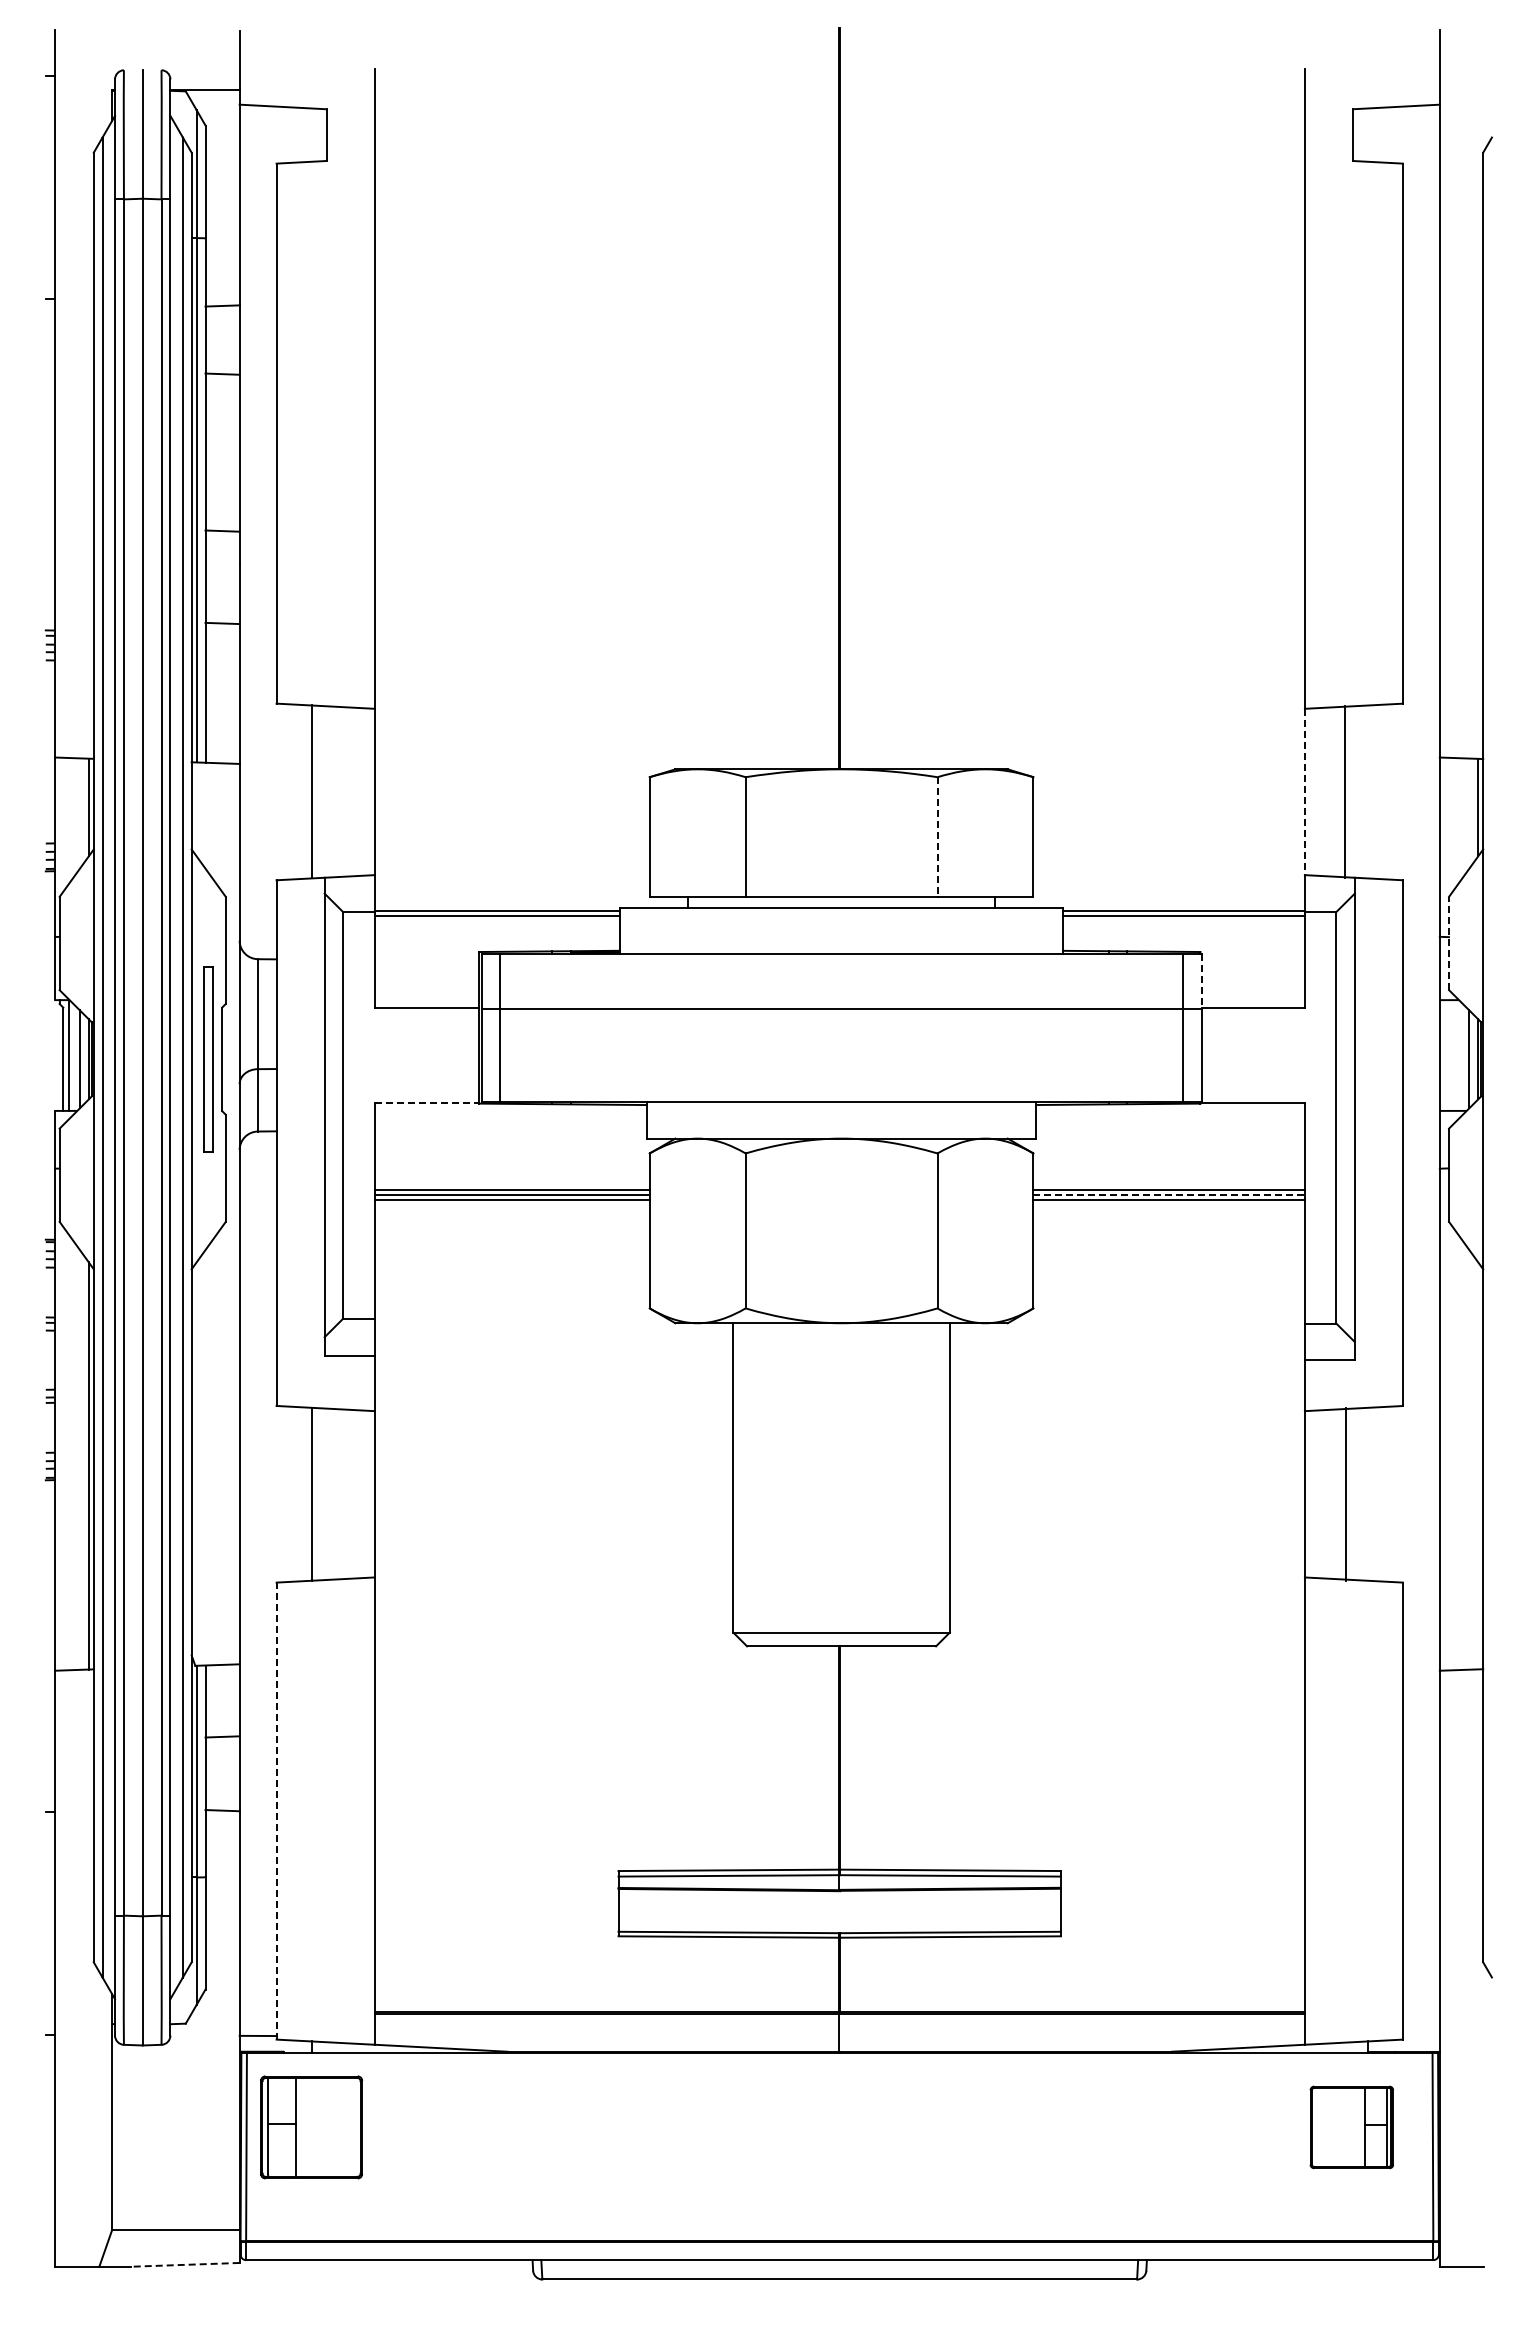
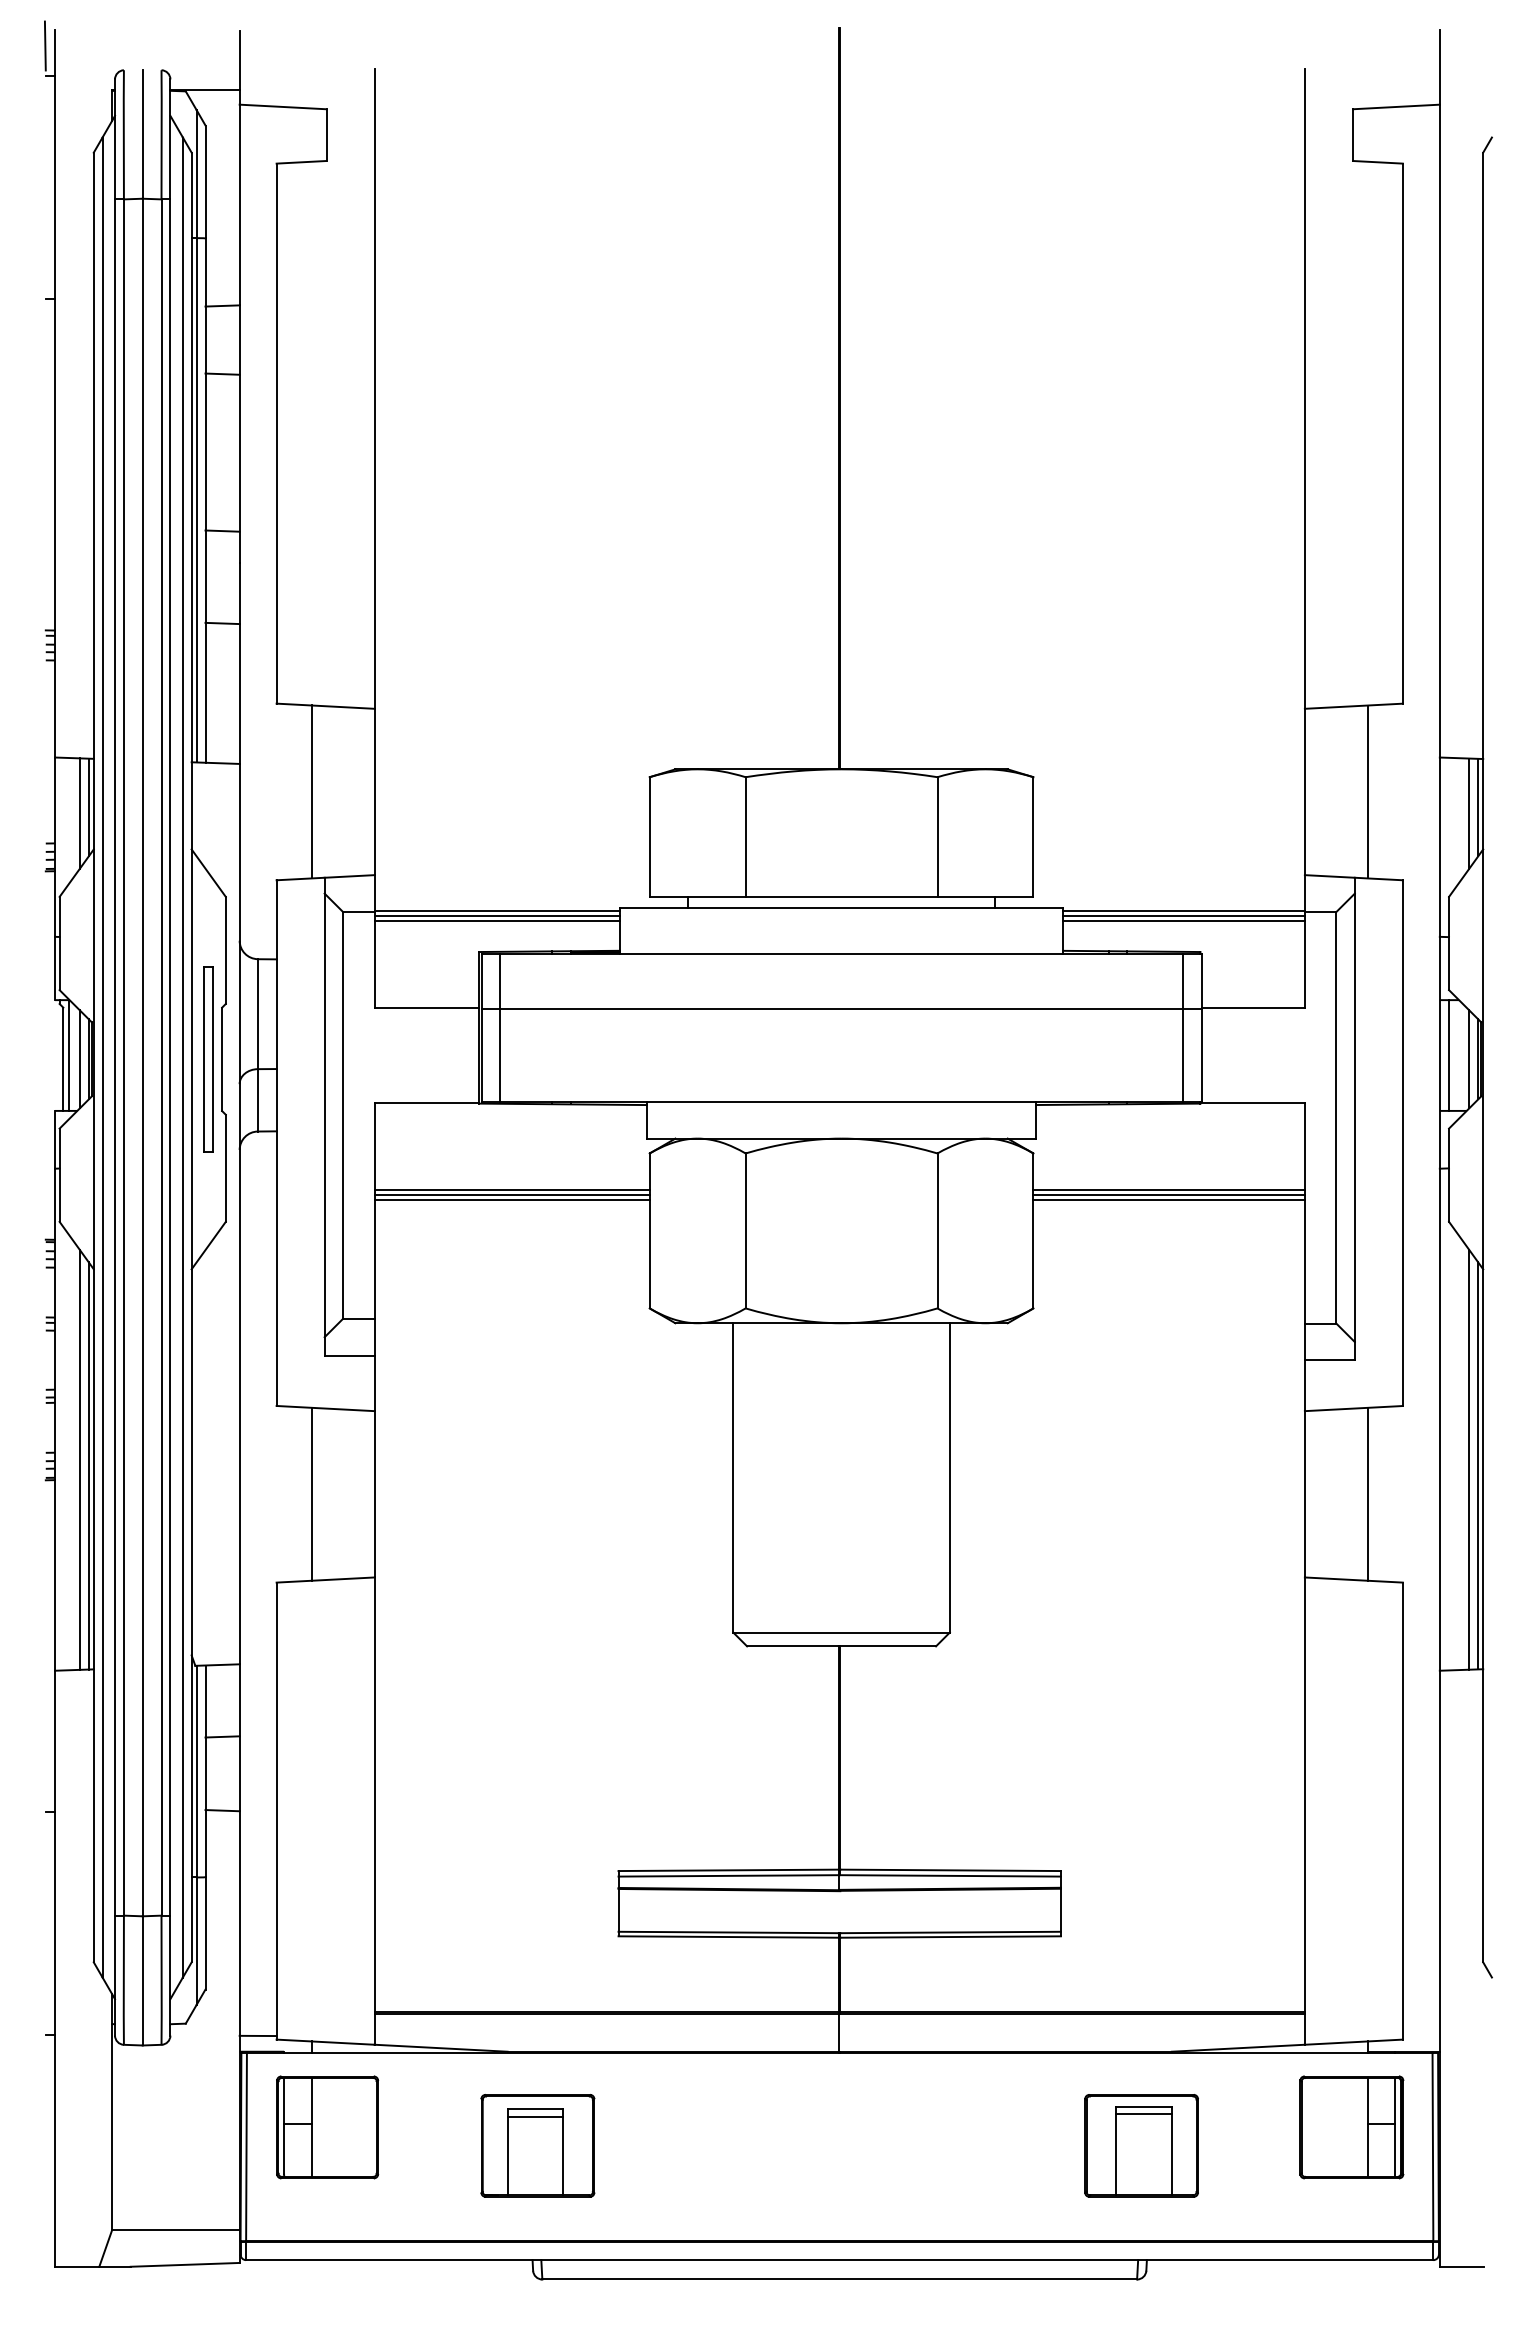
line: none -> present (44, 45)
line position: (1344, 791) -> (1367, 791) (1367, 791)
line: dashed -> solid (1304, 792)
line: none -> present (79, 813)
line: none -> present (1469, 813)
line: dashed -> solid (937, 836)
line: none -> present (497, 920)
line: none -> present (1183, 920)
line: dashed -> solid (1449, 943)
line: dashed -> solid (1201, 981)
line: none -> present (1449, 1055)
line: dashed -> solid (427, 1102)
line: dashed -> solid (1169, 1195)
line: none -> present (79, 1459)
line: none -> present (1469, 1459)
line: none -> present (1478, 1465)
line position: (1345, 1493) -> (1367, 1493) (1367, 1493)
line: dashed -> solid (276, 1811)
part position: (311, 2127) -> (327, 2127) (327, 2127)
part size: 85x85 px -> 106x105 px (1351, 2127)
part: none -> present (537, 2145)
part: none -> present (1141, 2145)
line: dashed -> solid (185, 2264)
